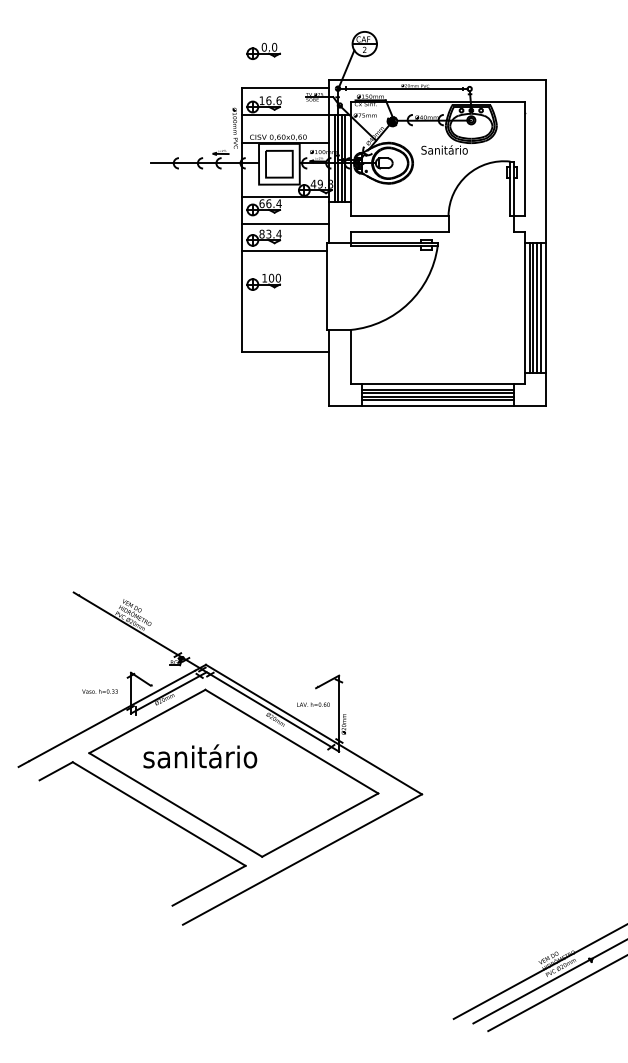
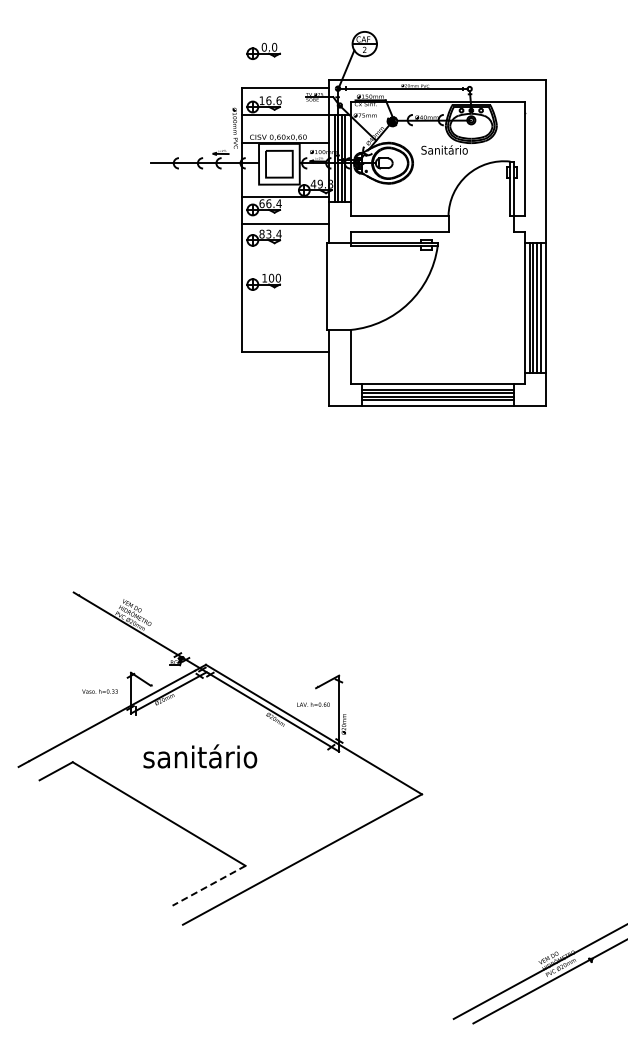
line: present -> none (284, 251)
part: present -> none (233, 772)
line: solid -> dashed (209, 885)
line: present -> none (556, 993)
